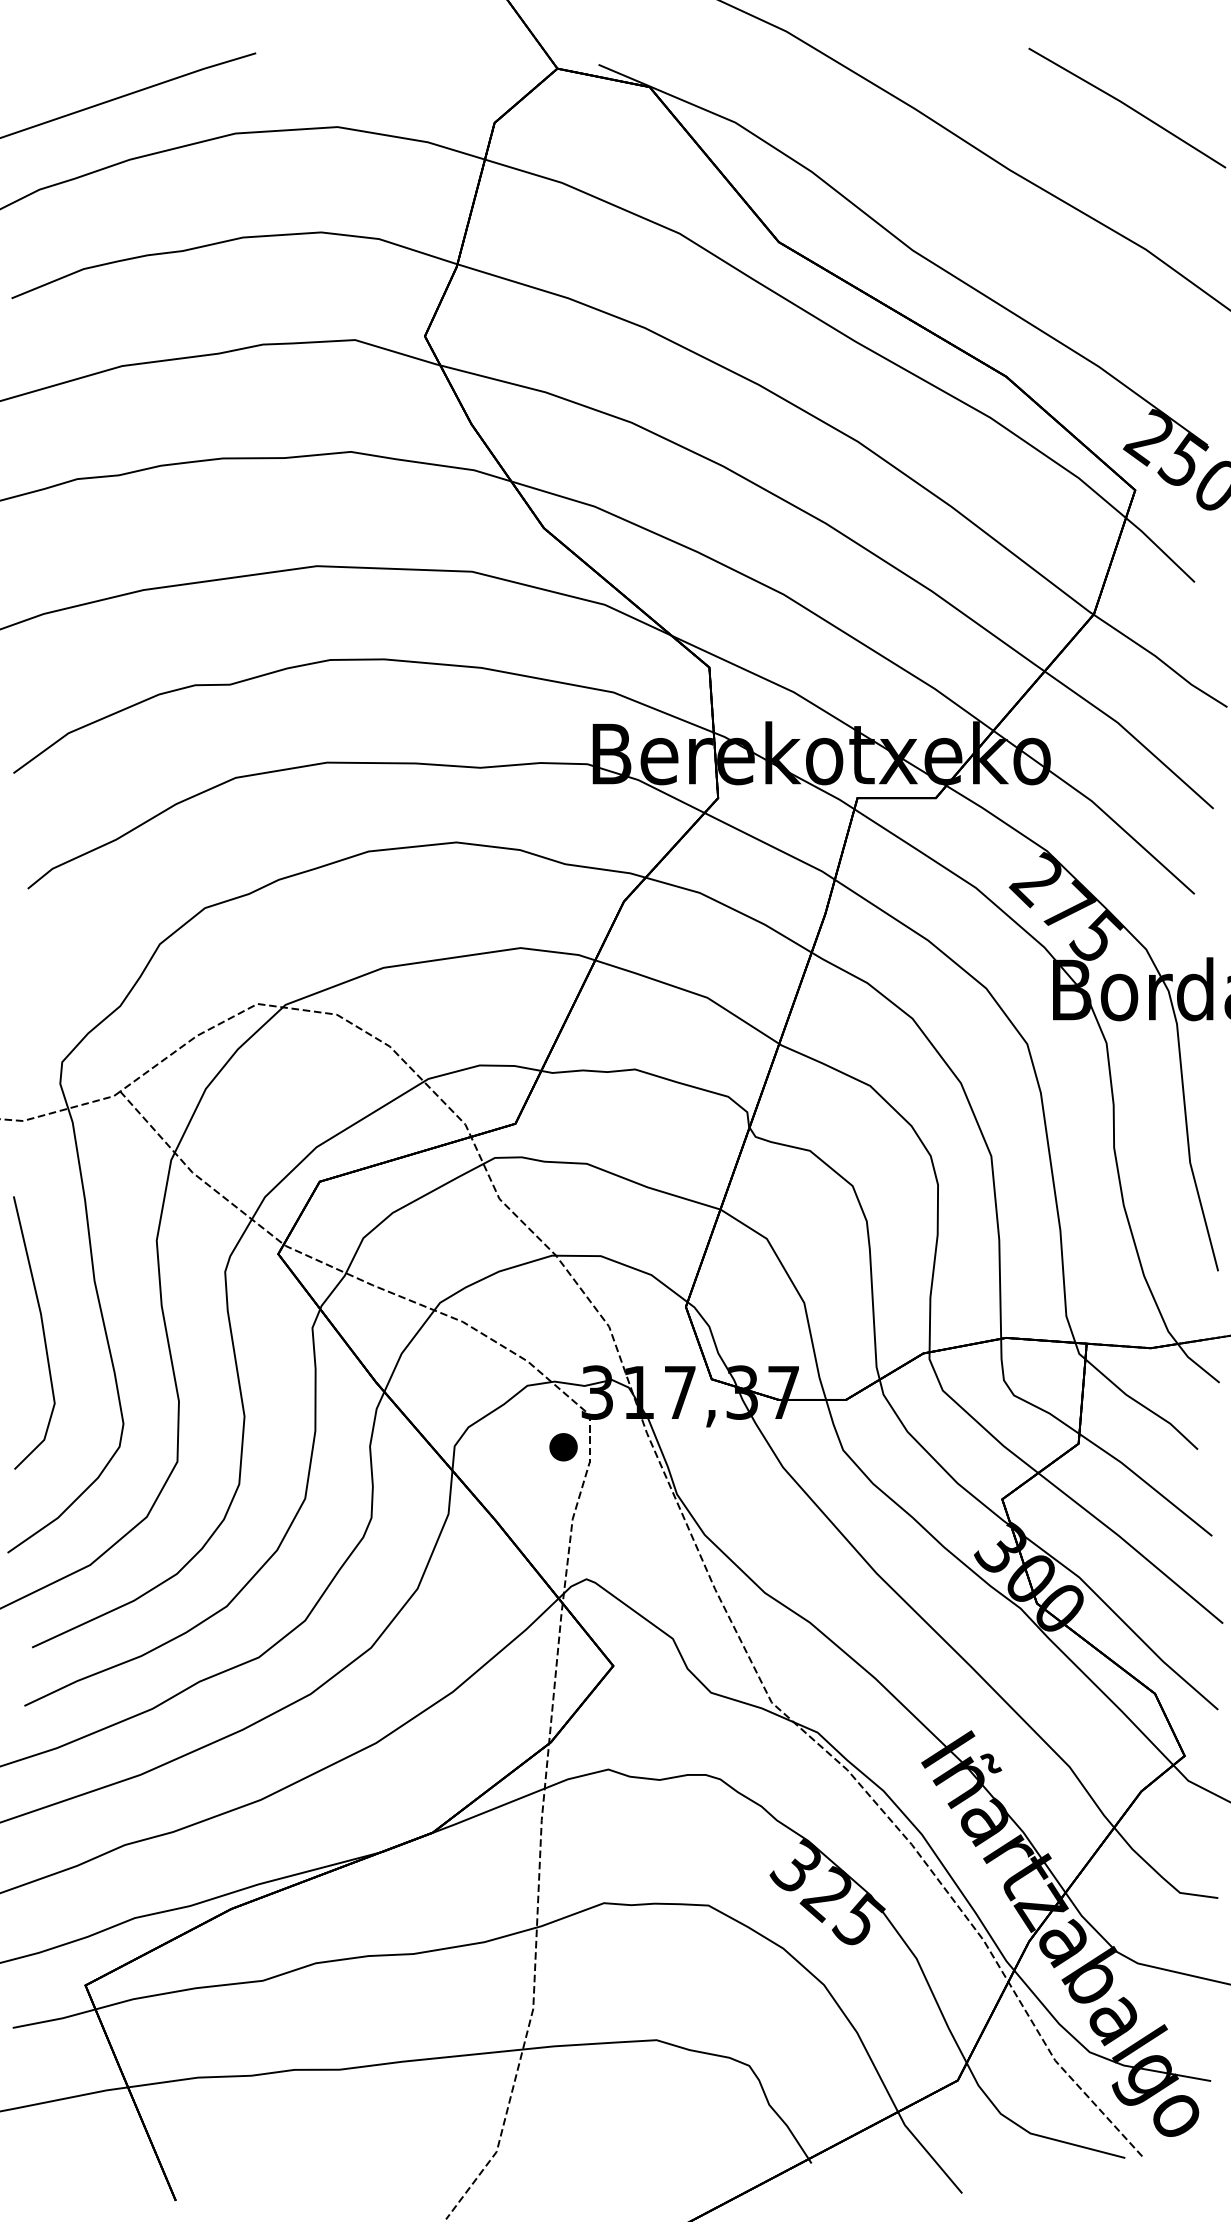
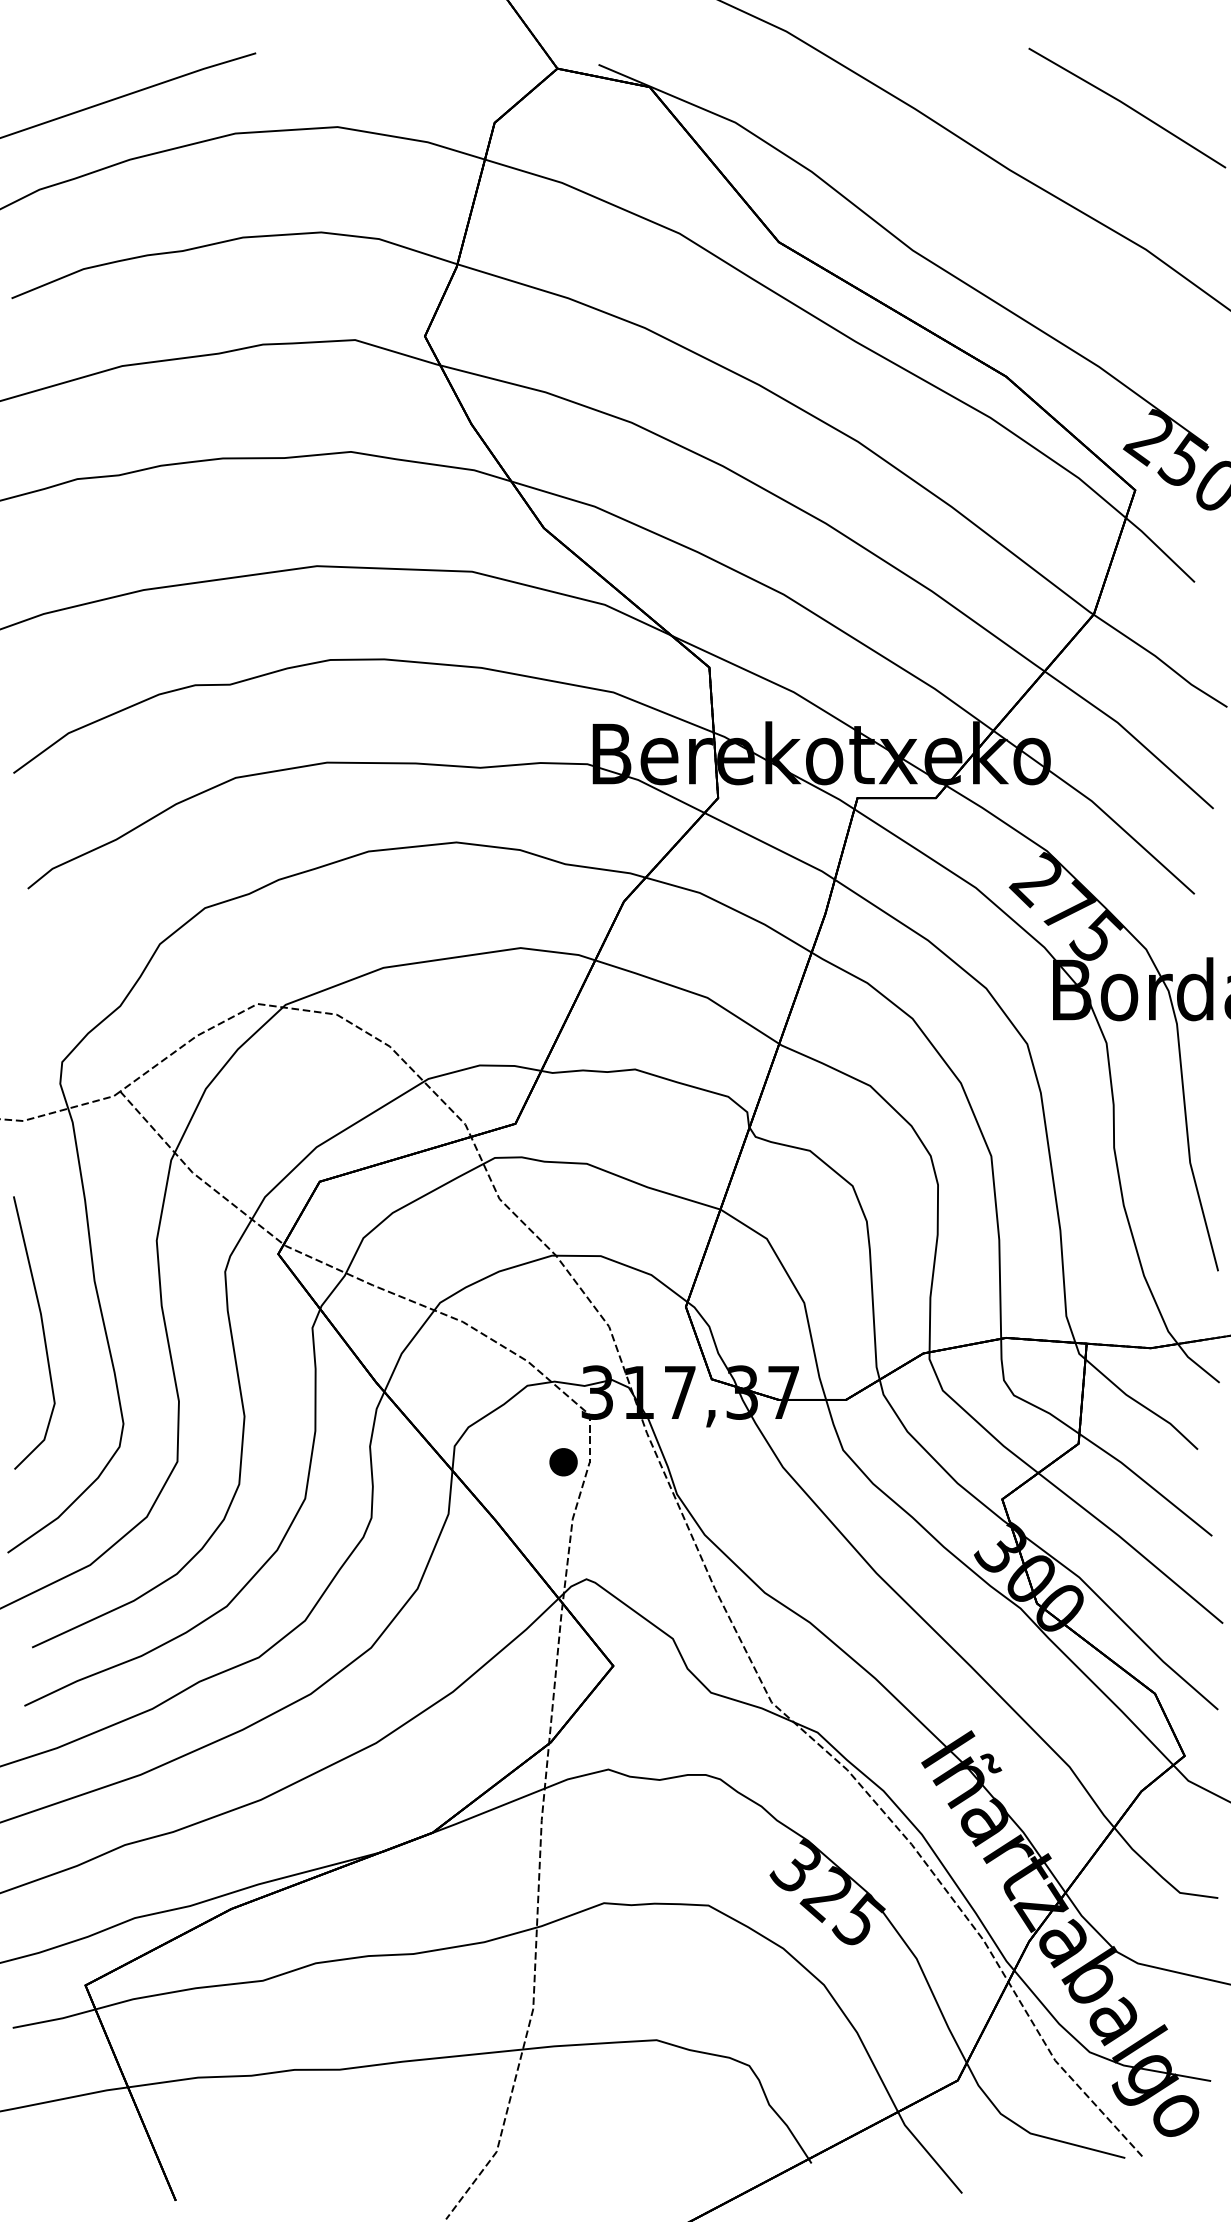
part position: (563, 1447) -> (563, 1462) (563, 1462)
